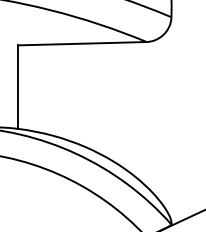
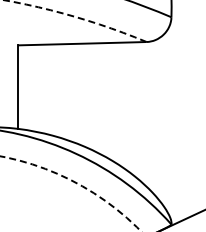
arc: solid -> dashed (75, 16)
arc: solid -> dashed (76, 183)
